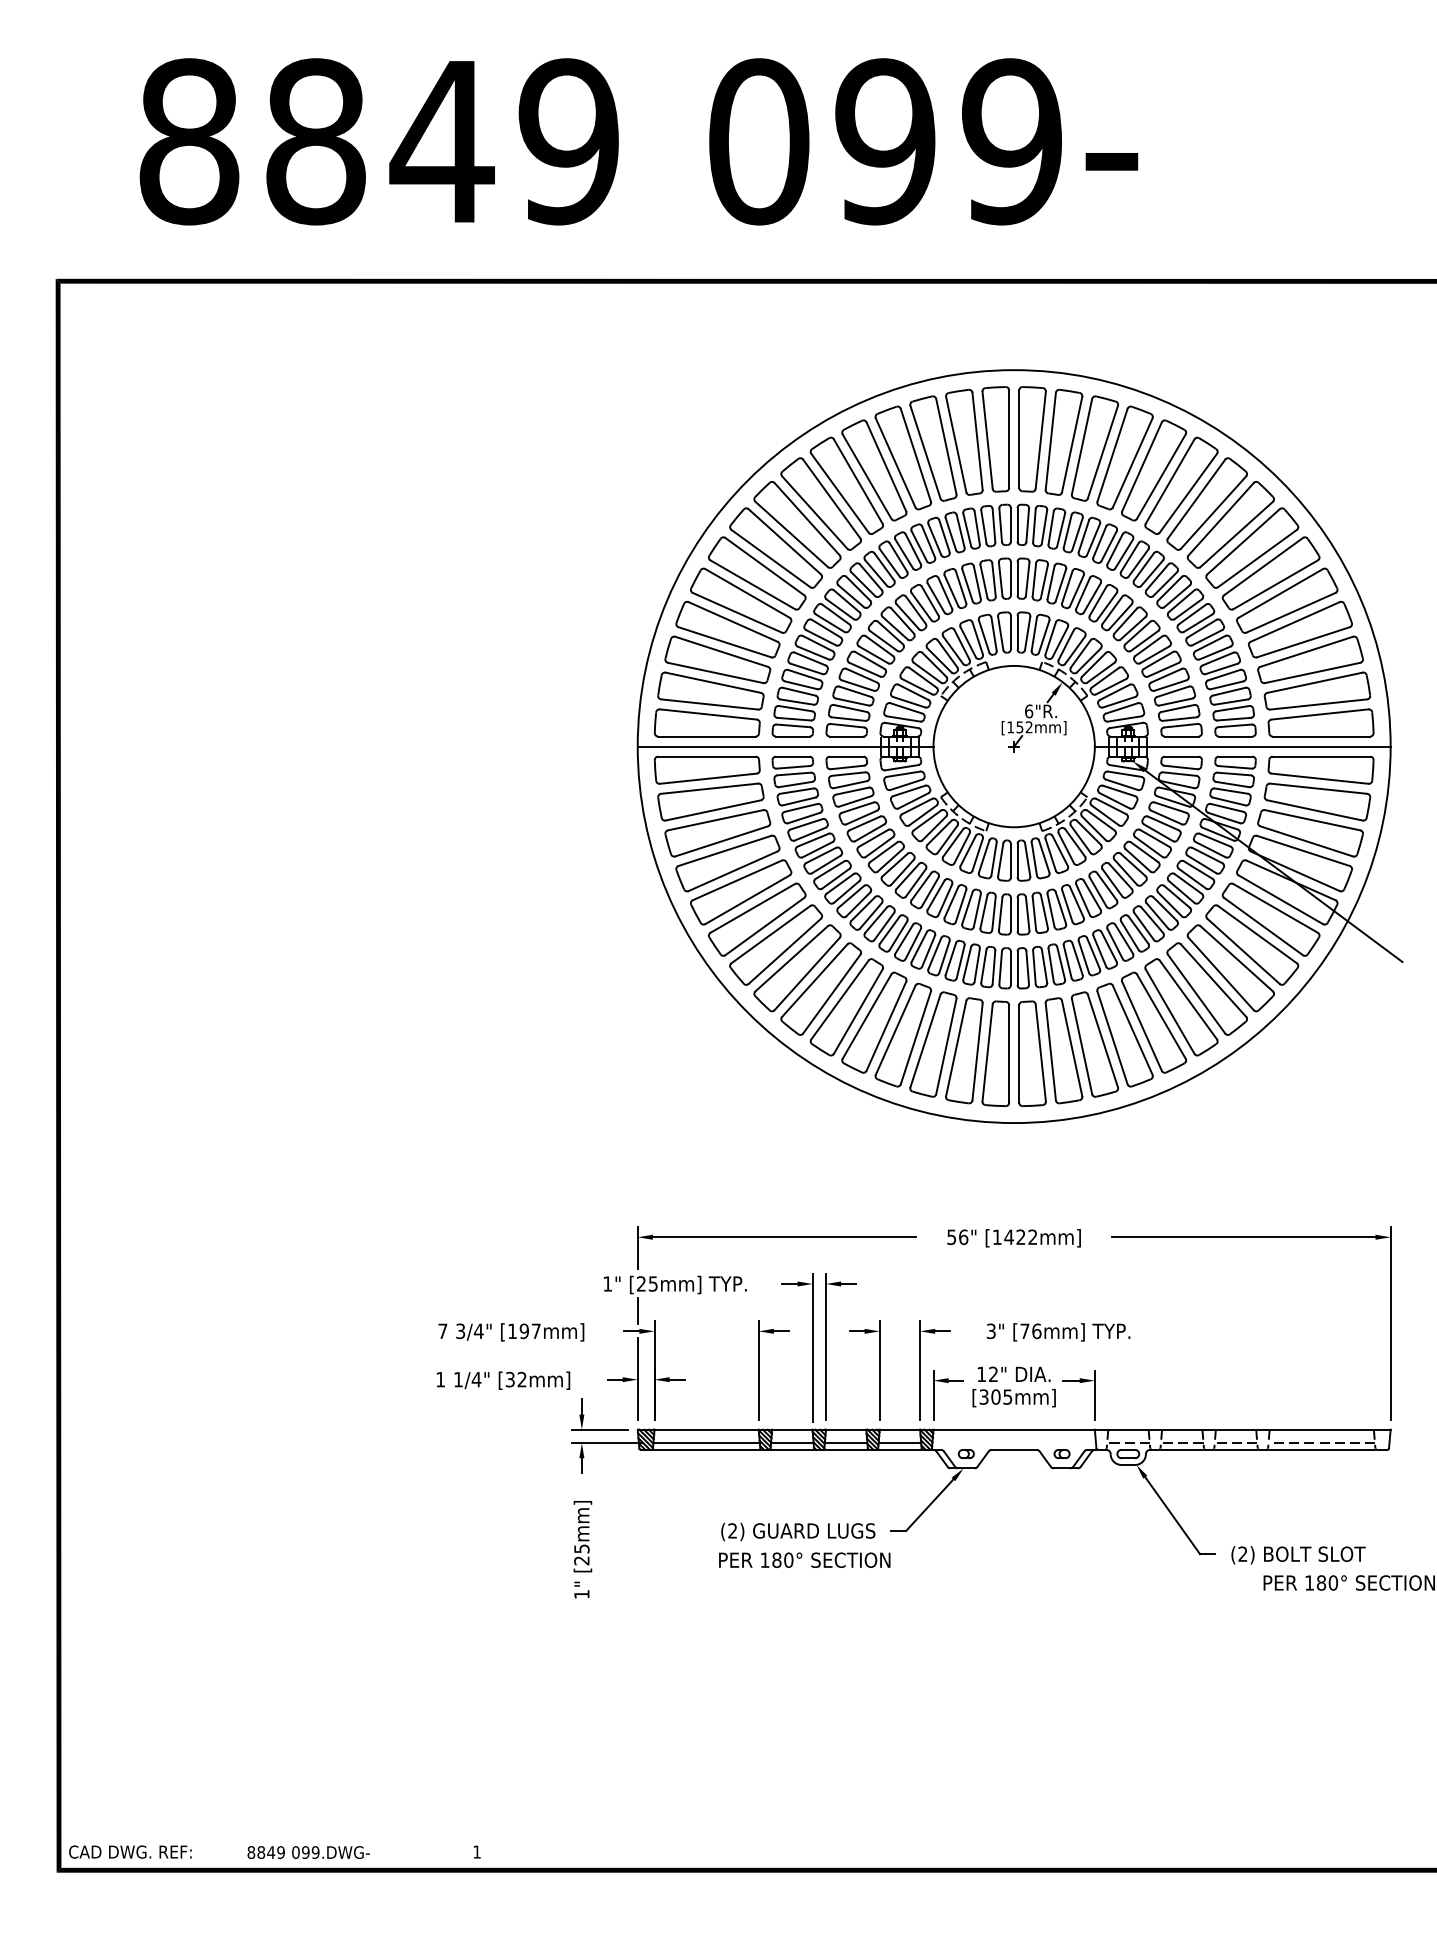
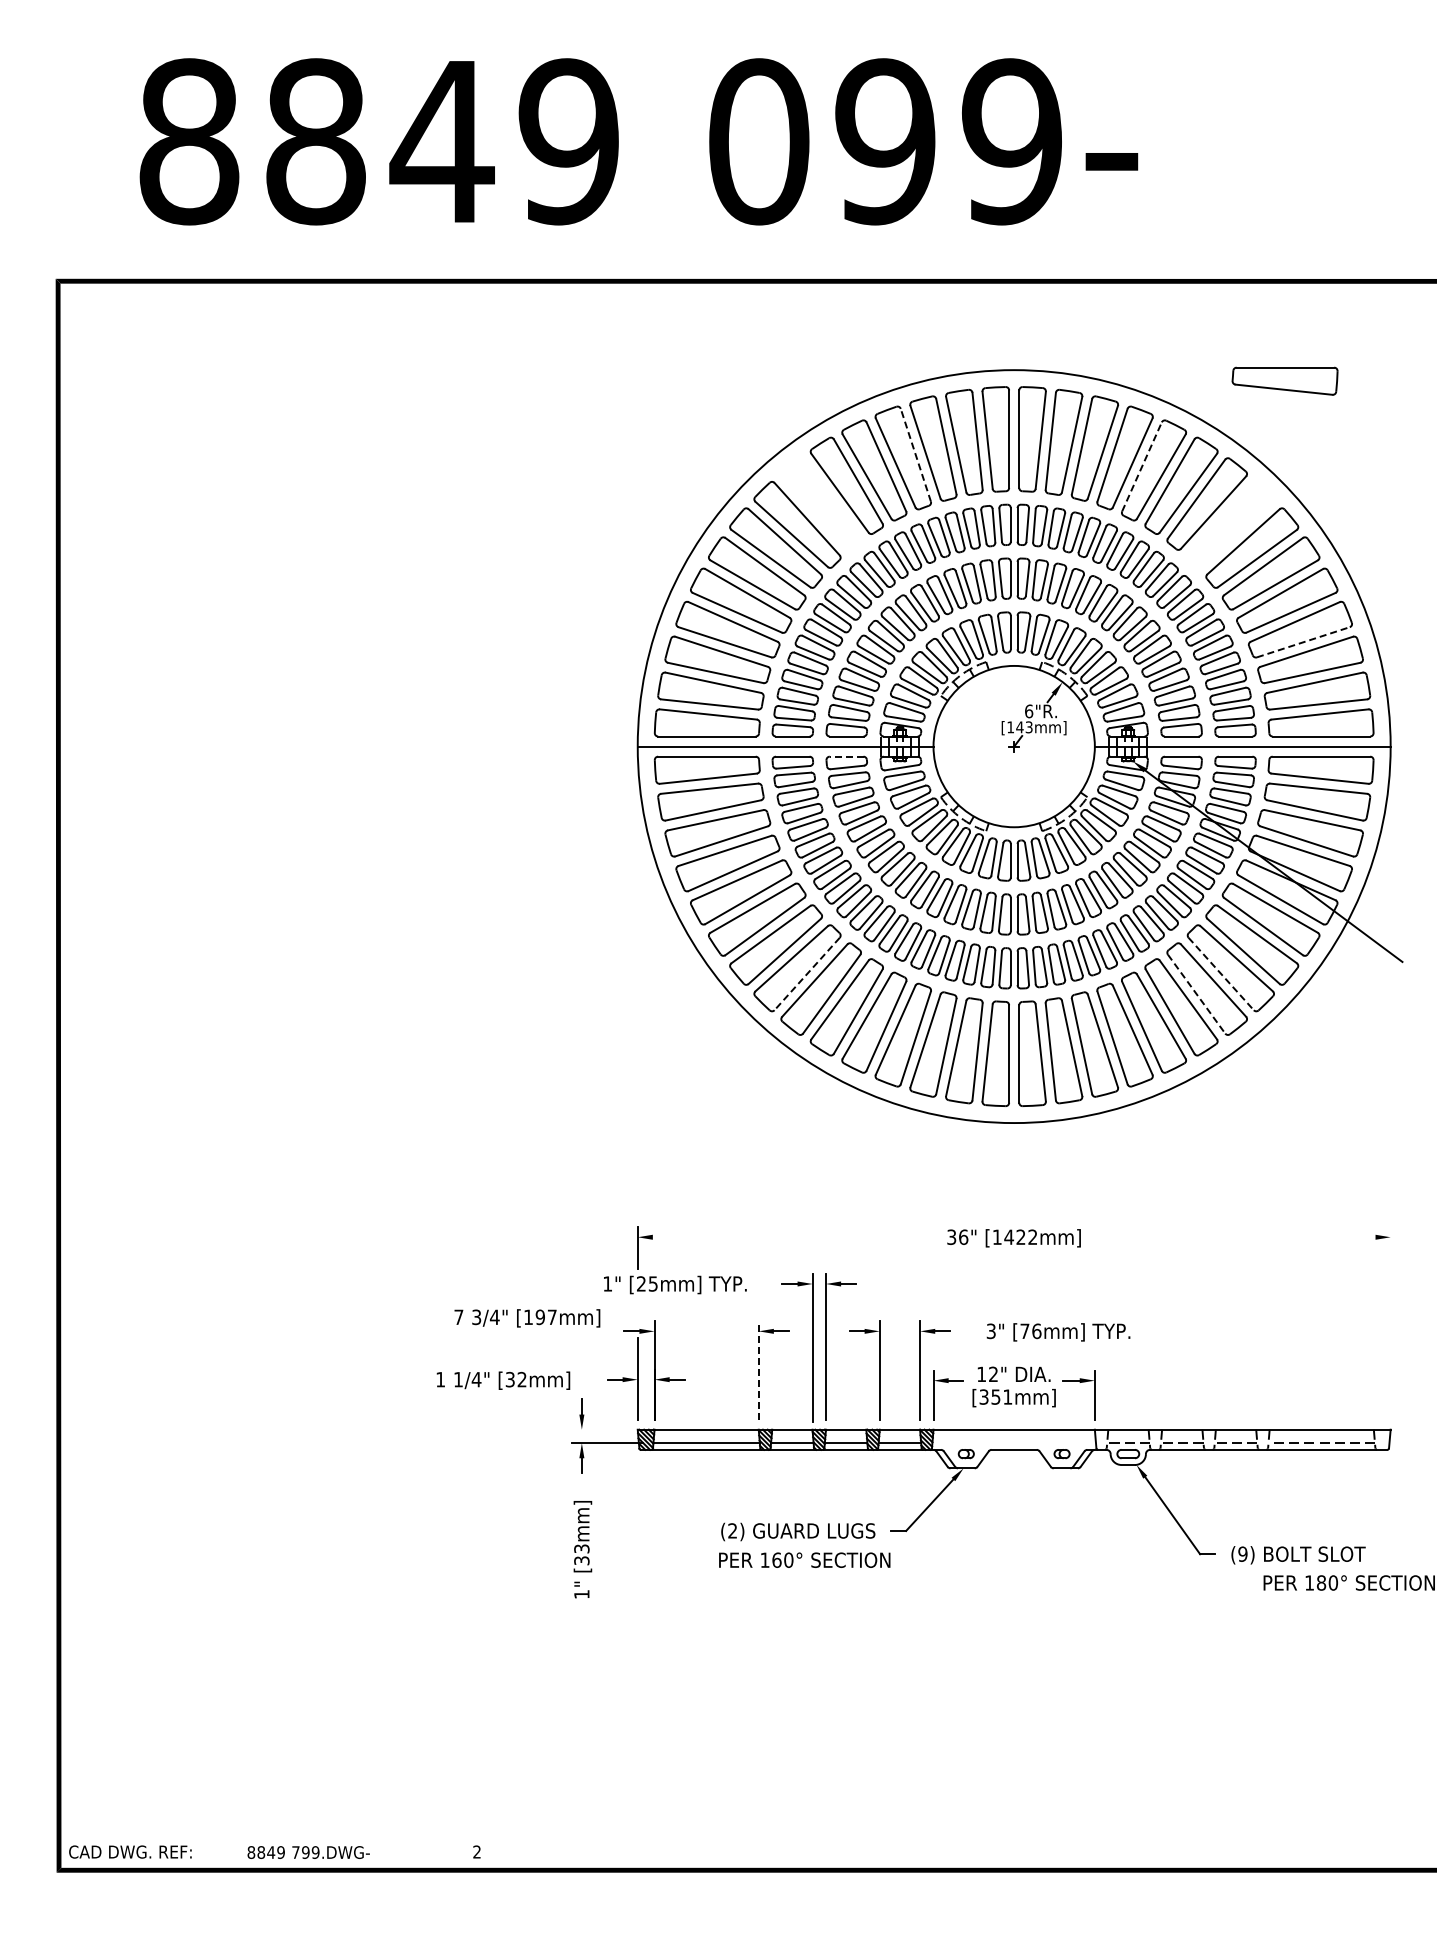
part: none -> present (1284, 380)
line: solid -> dashed (915, 455)
line: solid -> dashed (1141, 466)
part: present -> none (820, 503)
part: present -> none (1230, 524)
line: solid -> dashed (1303, 642)
text: [152mm] -> [143mm] (1024, 727)
line: solid -> dashed (846, 756)
line: solid -> dashed (807, 974)
line: solid -> dashed (1221, 974)
line: solid -> dashed (1196, 994)
text: 56" -> 36" (951, 1236)
line: present -> none (784, 1237)
line: present -> none (1243, 1237)
line: present -> none (637, 1310)
line: present -> none (1390, 1323)
text position: (511, 1332) -> (527, 1318) (527, 1318)
line: solid -> dashed (758, 1369)
text: [305mm] -> [351mm] (1001, 1396)
line: present -> none (599, 1429)
text: (2) -> (9) (1242, 1553)
text: [25mm] -> [33mm] (581, 1554)
text: 180° -> 160° (776, 1559)
text: 1 -> 2 (476, 1851)
text: 099.DWG- -> 799.DWG- (295, 1852)
